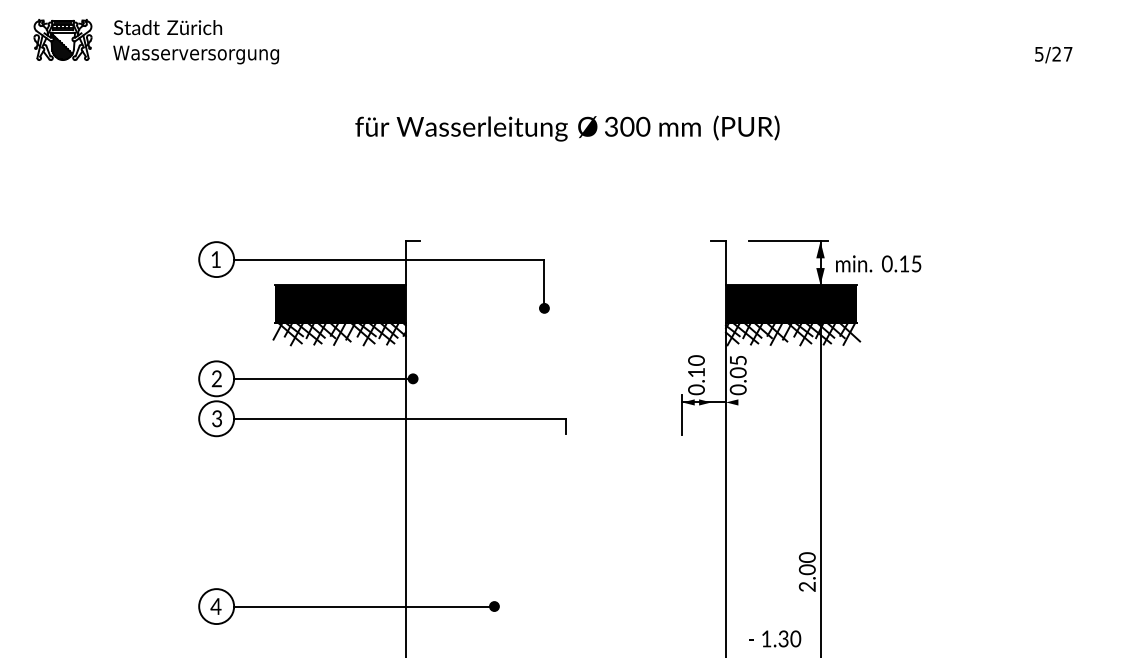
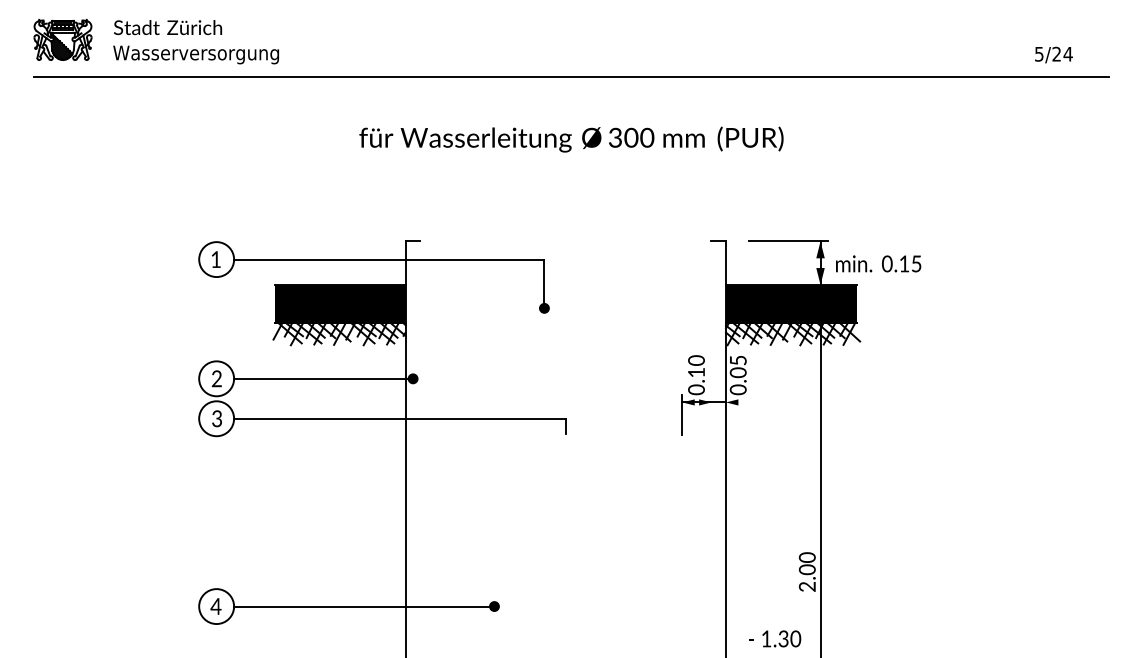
text: 5/27 -> 5/24 (1067, 54)
line: none -> present (571, 76)
text position: (567, 128) -> (571, 139) (571, 139)
